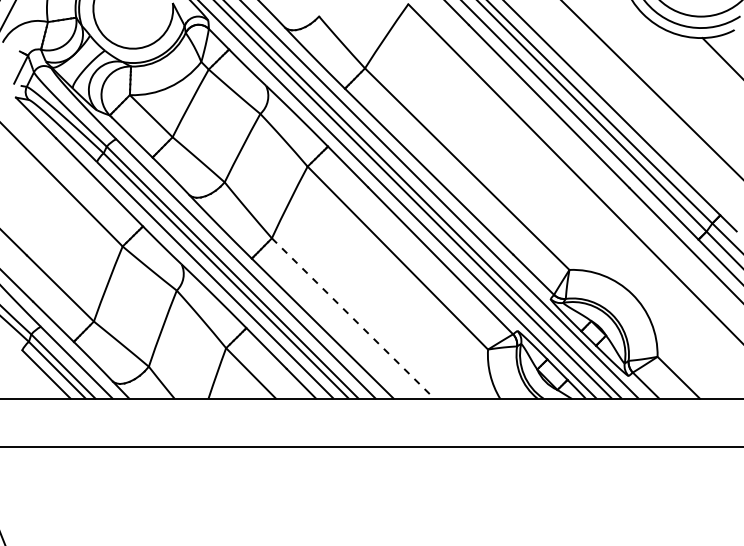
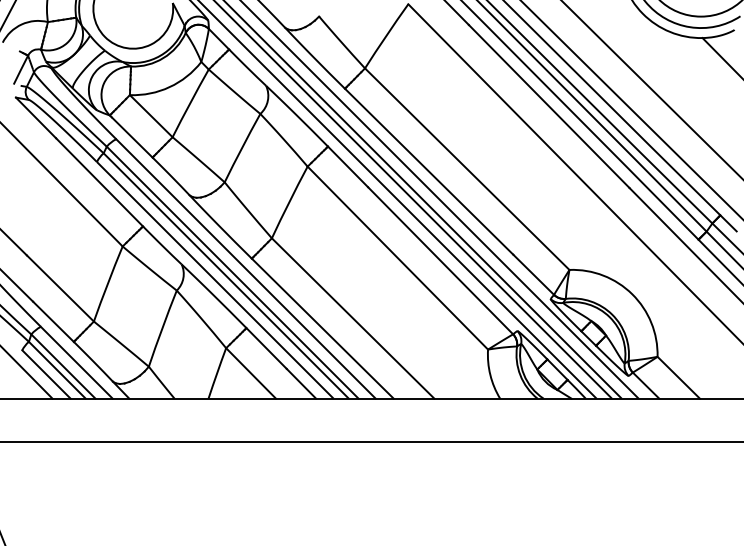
line: none -> present (631, 109)
line: dashed -> solid (353, 318)
line: none -> present (27, 372)
line position: (371, 446) -> (371, 441) (371, 441)
